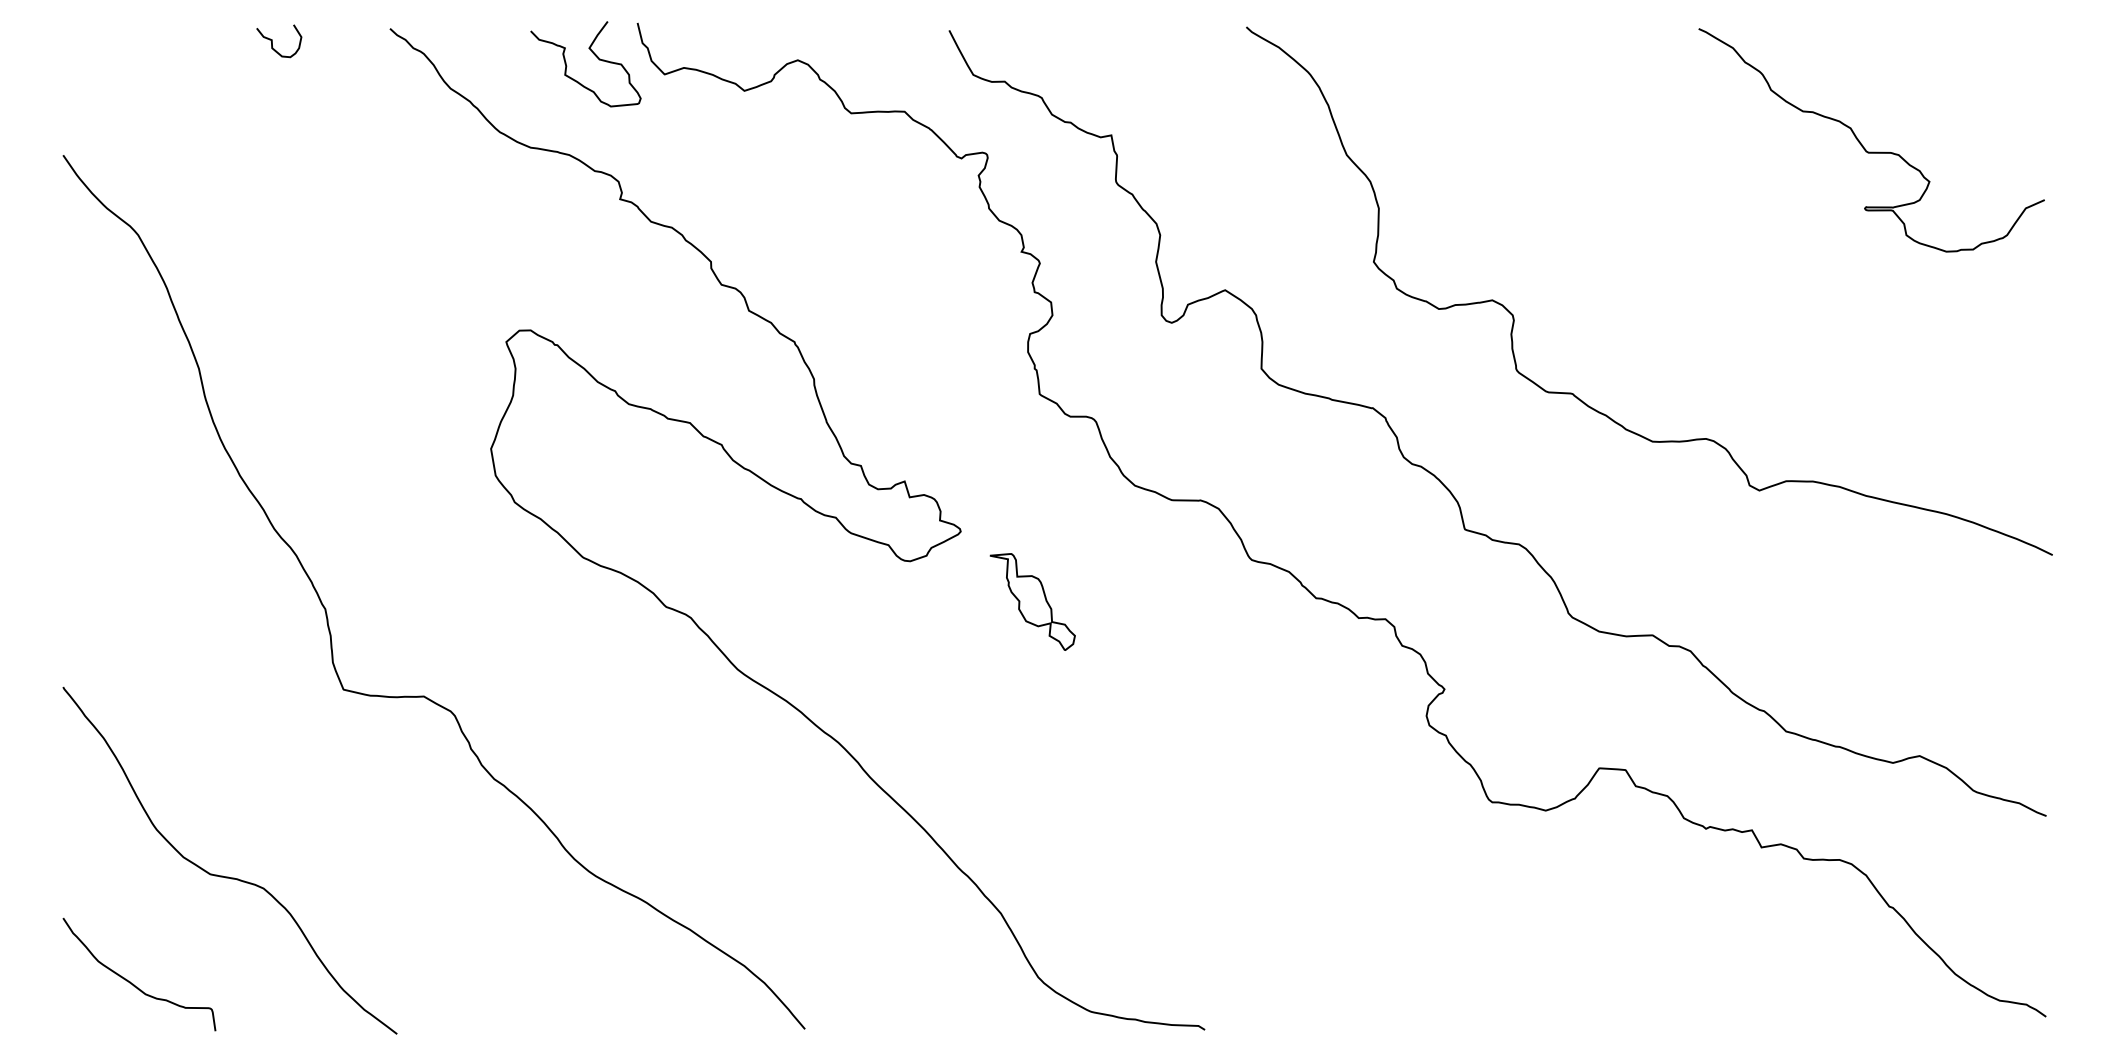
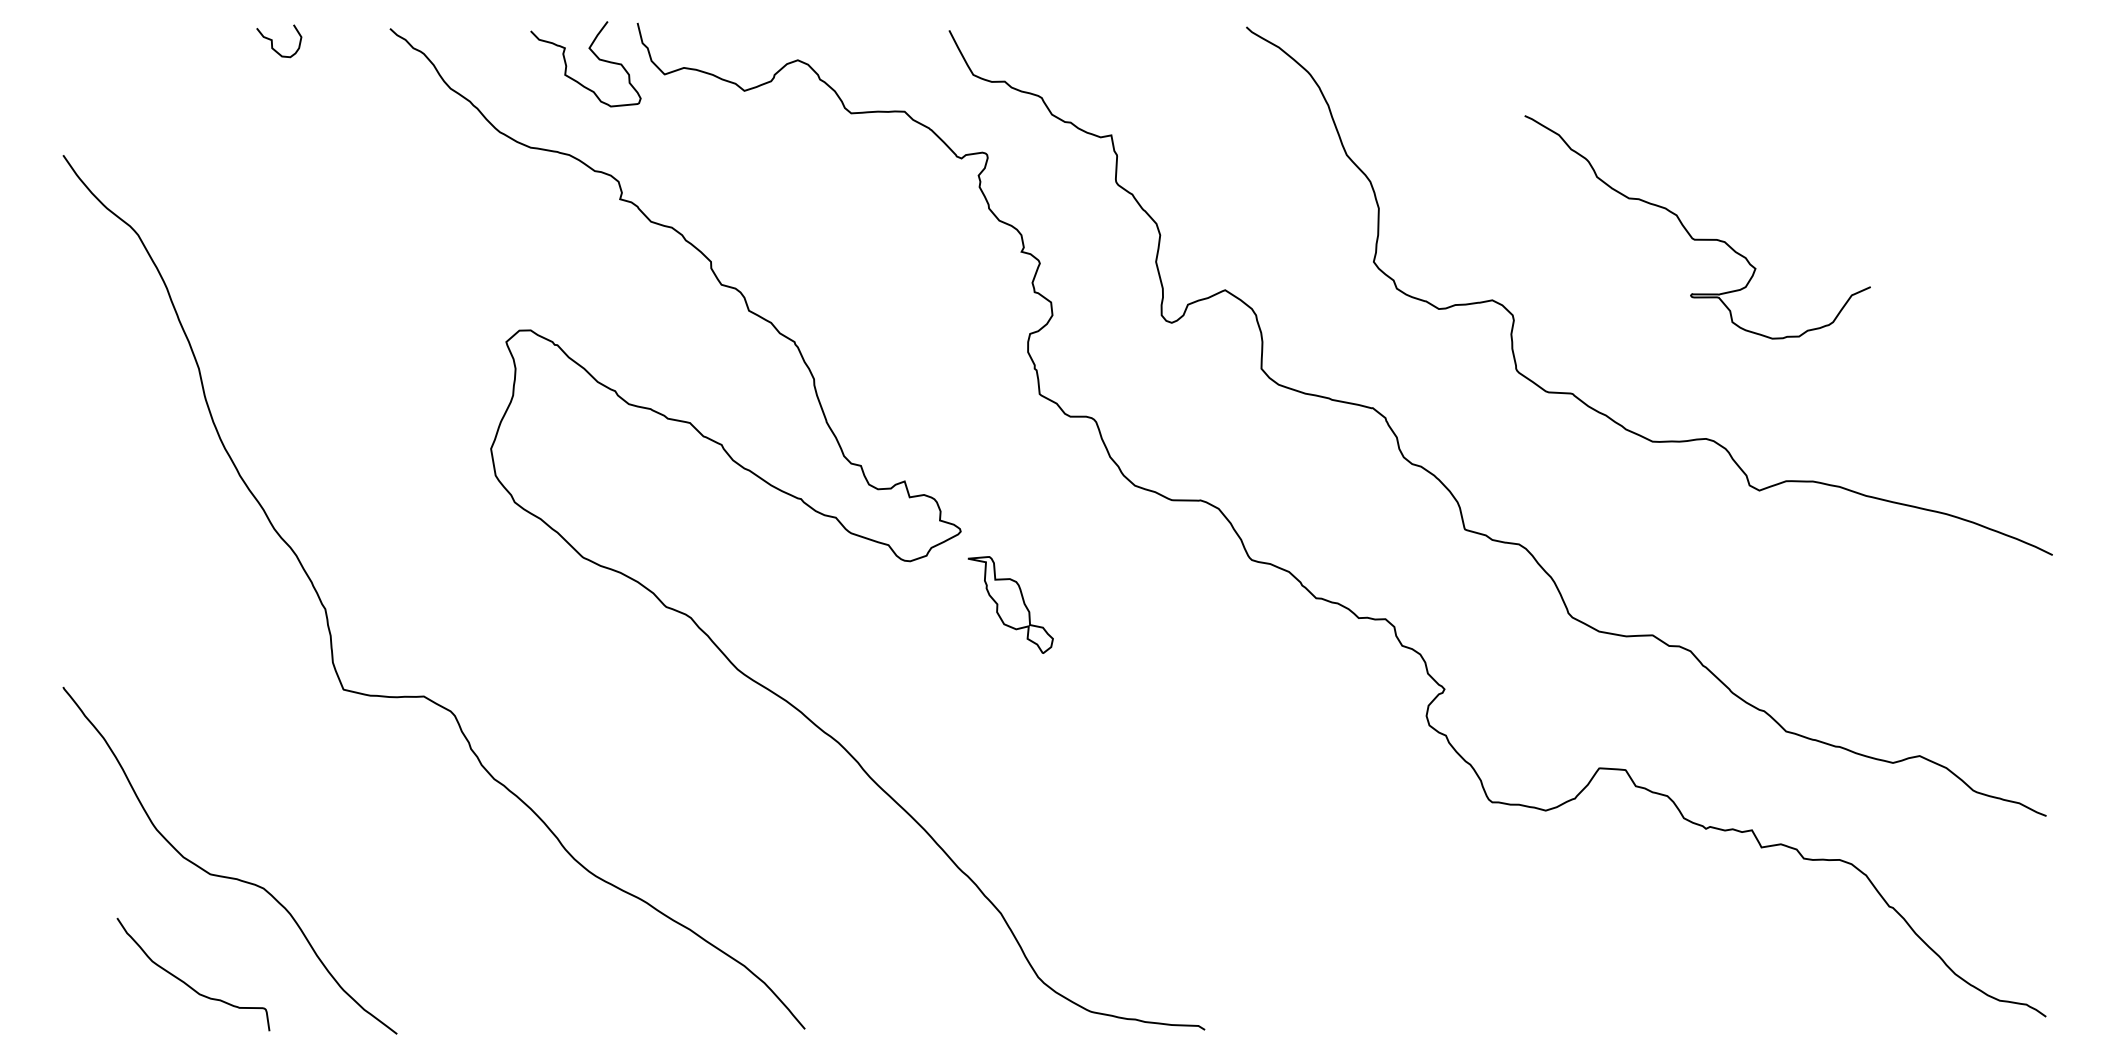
curve position: (1863, 145) -> (1689, 232) (1689, 232)
part position: (1032, 601) -> (1010, 604) (1010, 604)
curve position: (133, 983) -> (187, 983) (187, 983)
